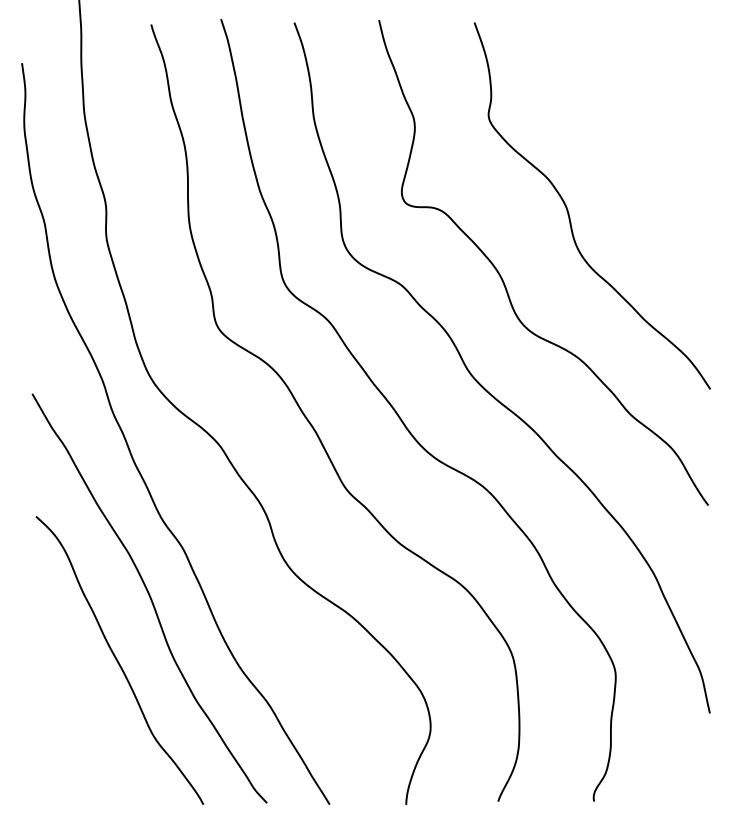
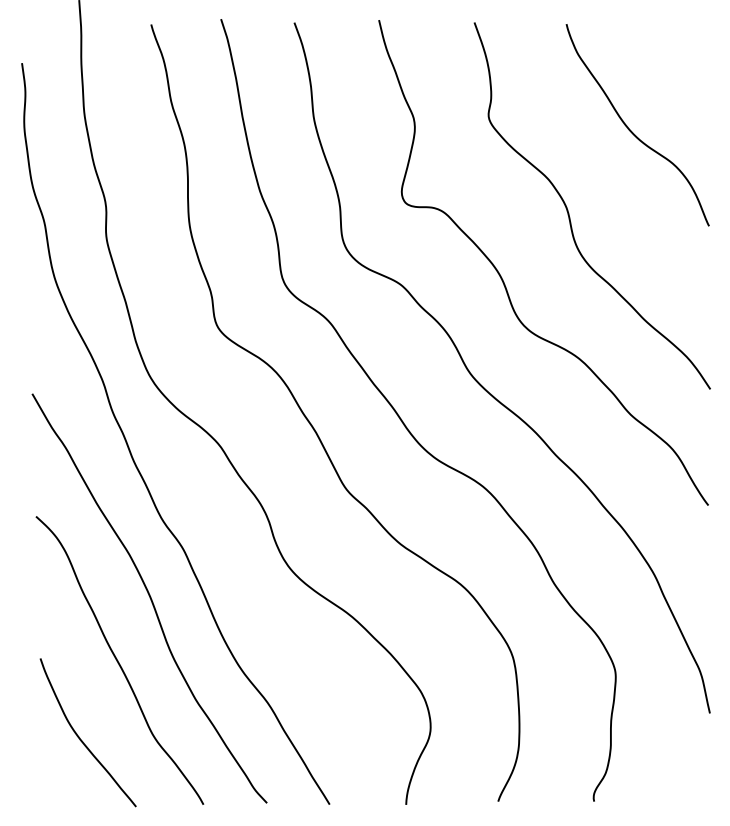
curve: none -> present (631, 130)
curve: none -> present (79, 736)
